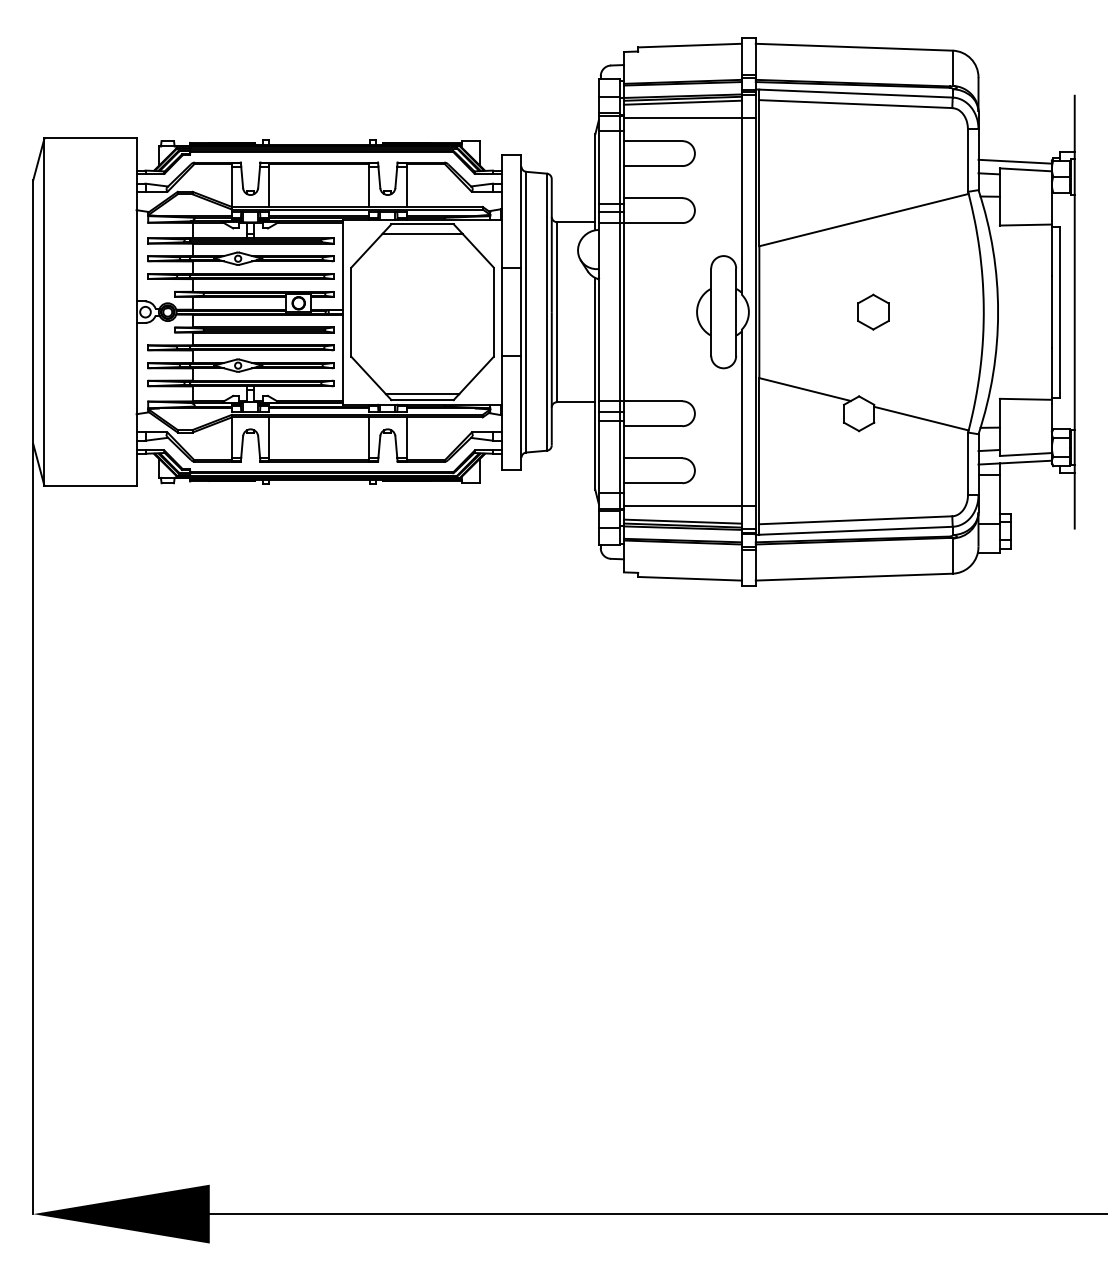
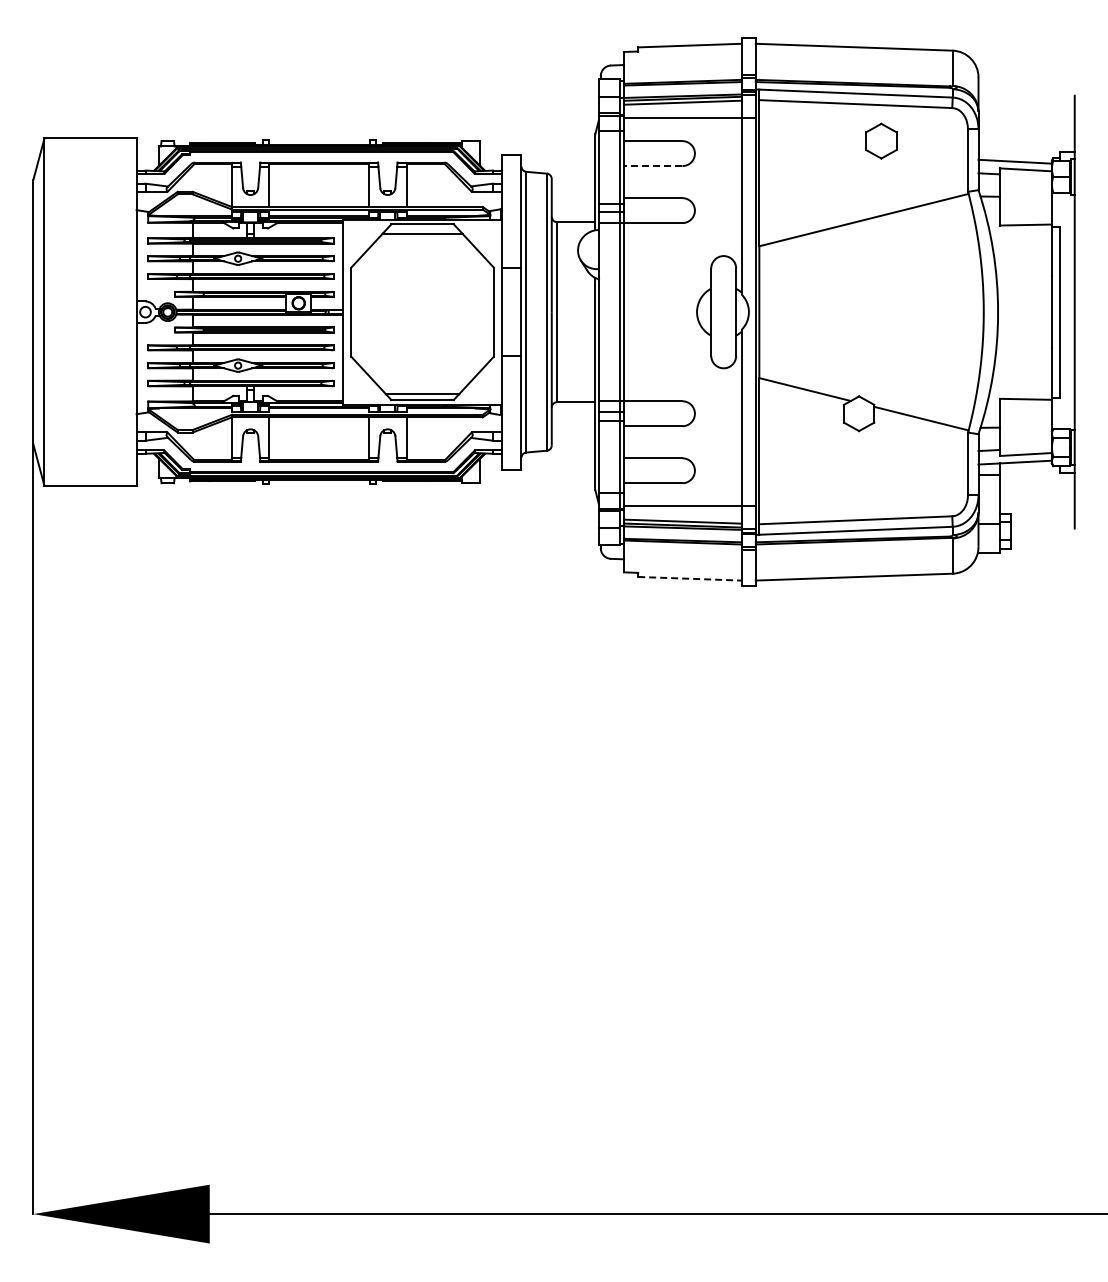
line: solid -> dashed (652, 166)
part position: (873, 311) -> (881, 140) (881, 140)
line: solid -> dashed (689, 578)
